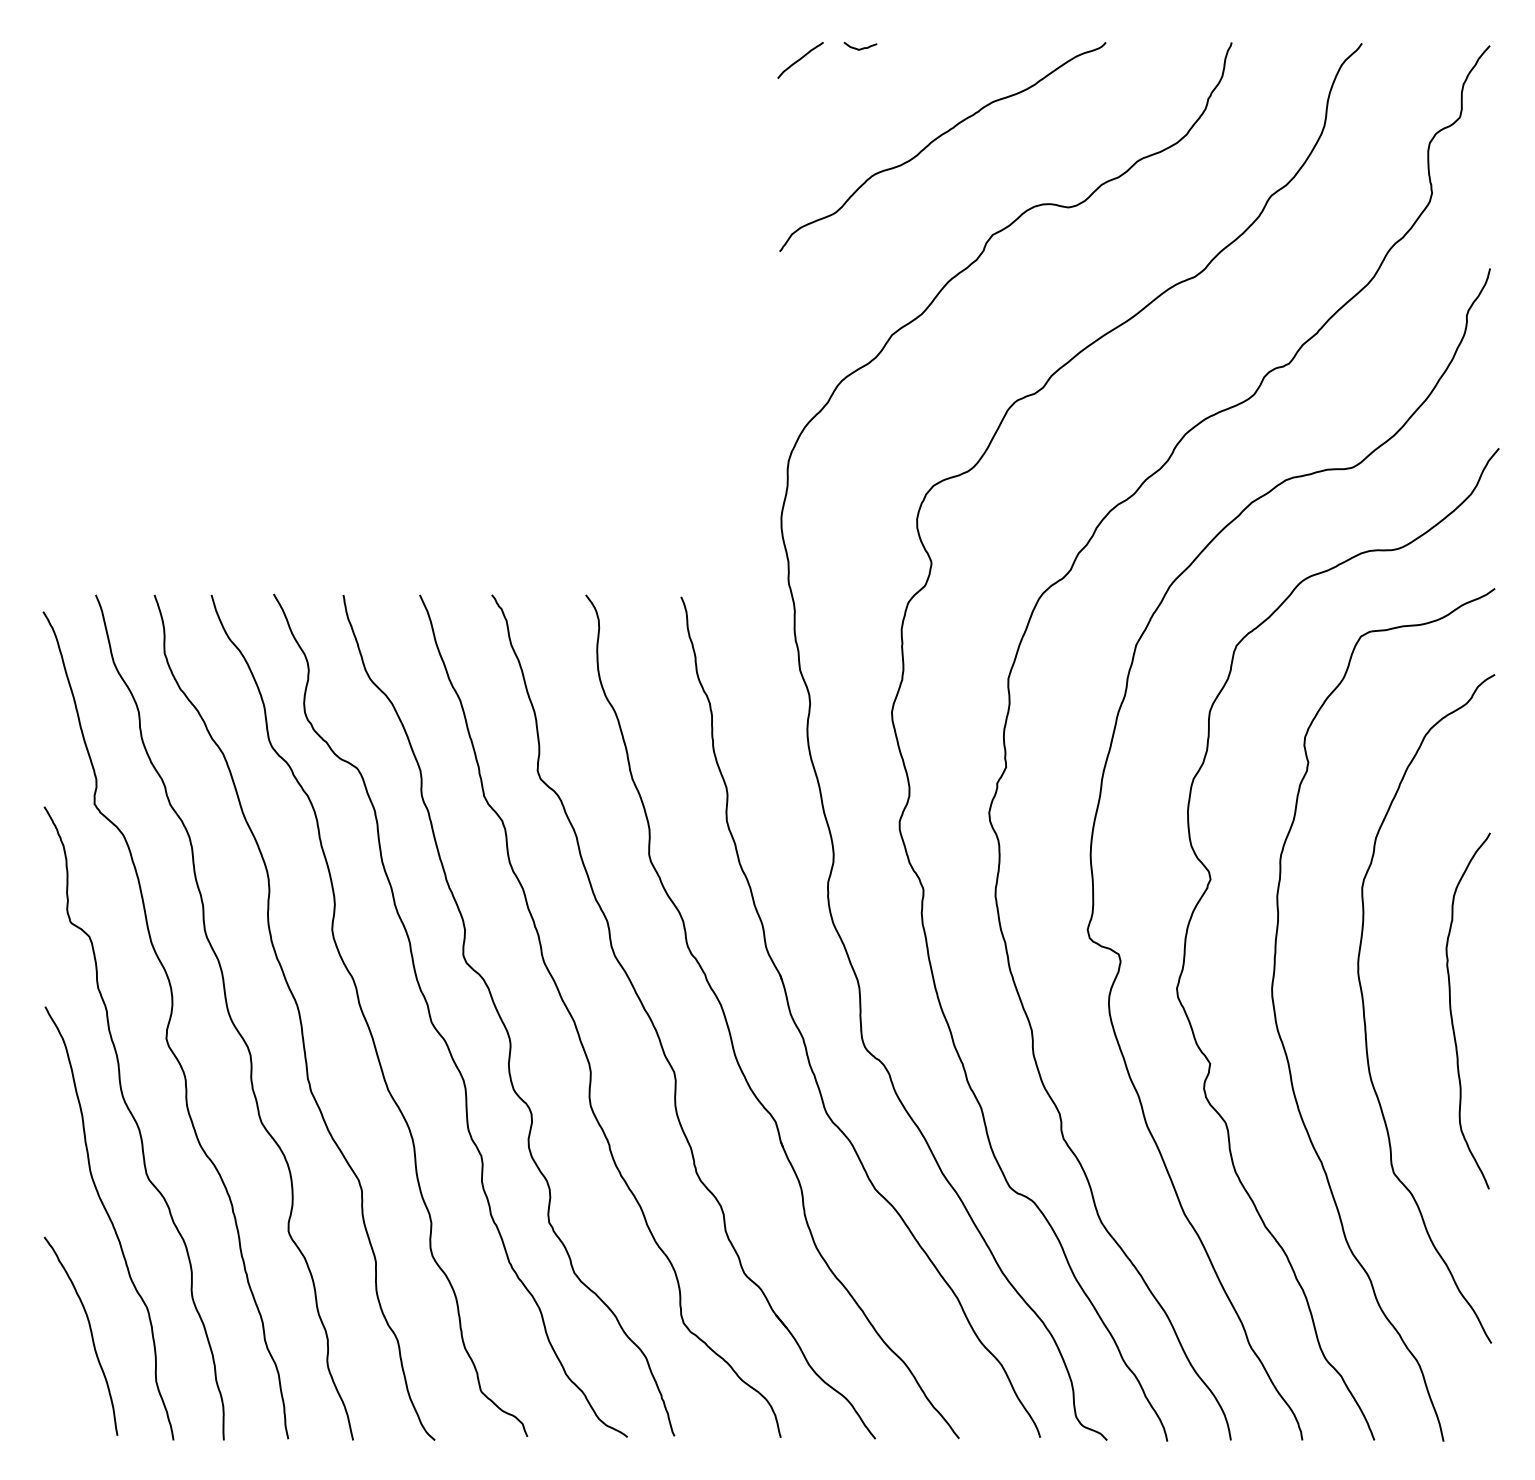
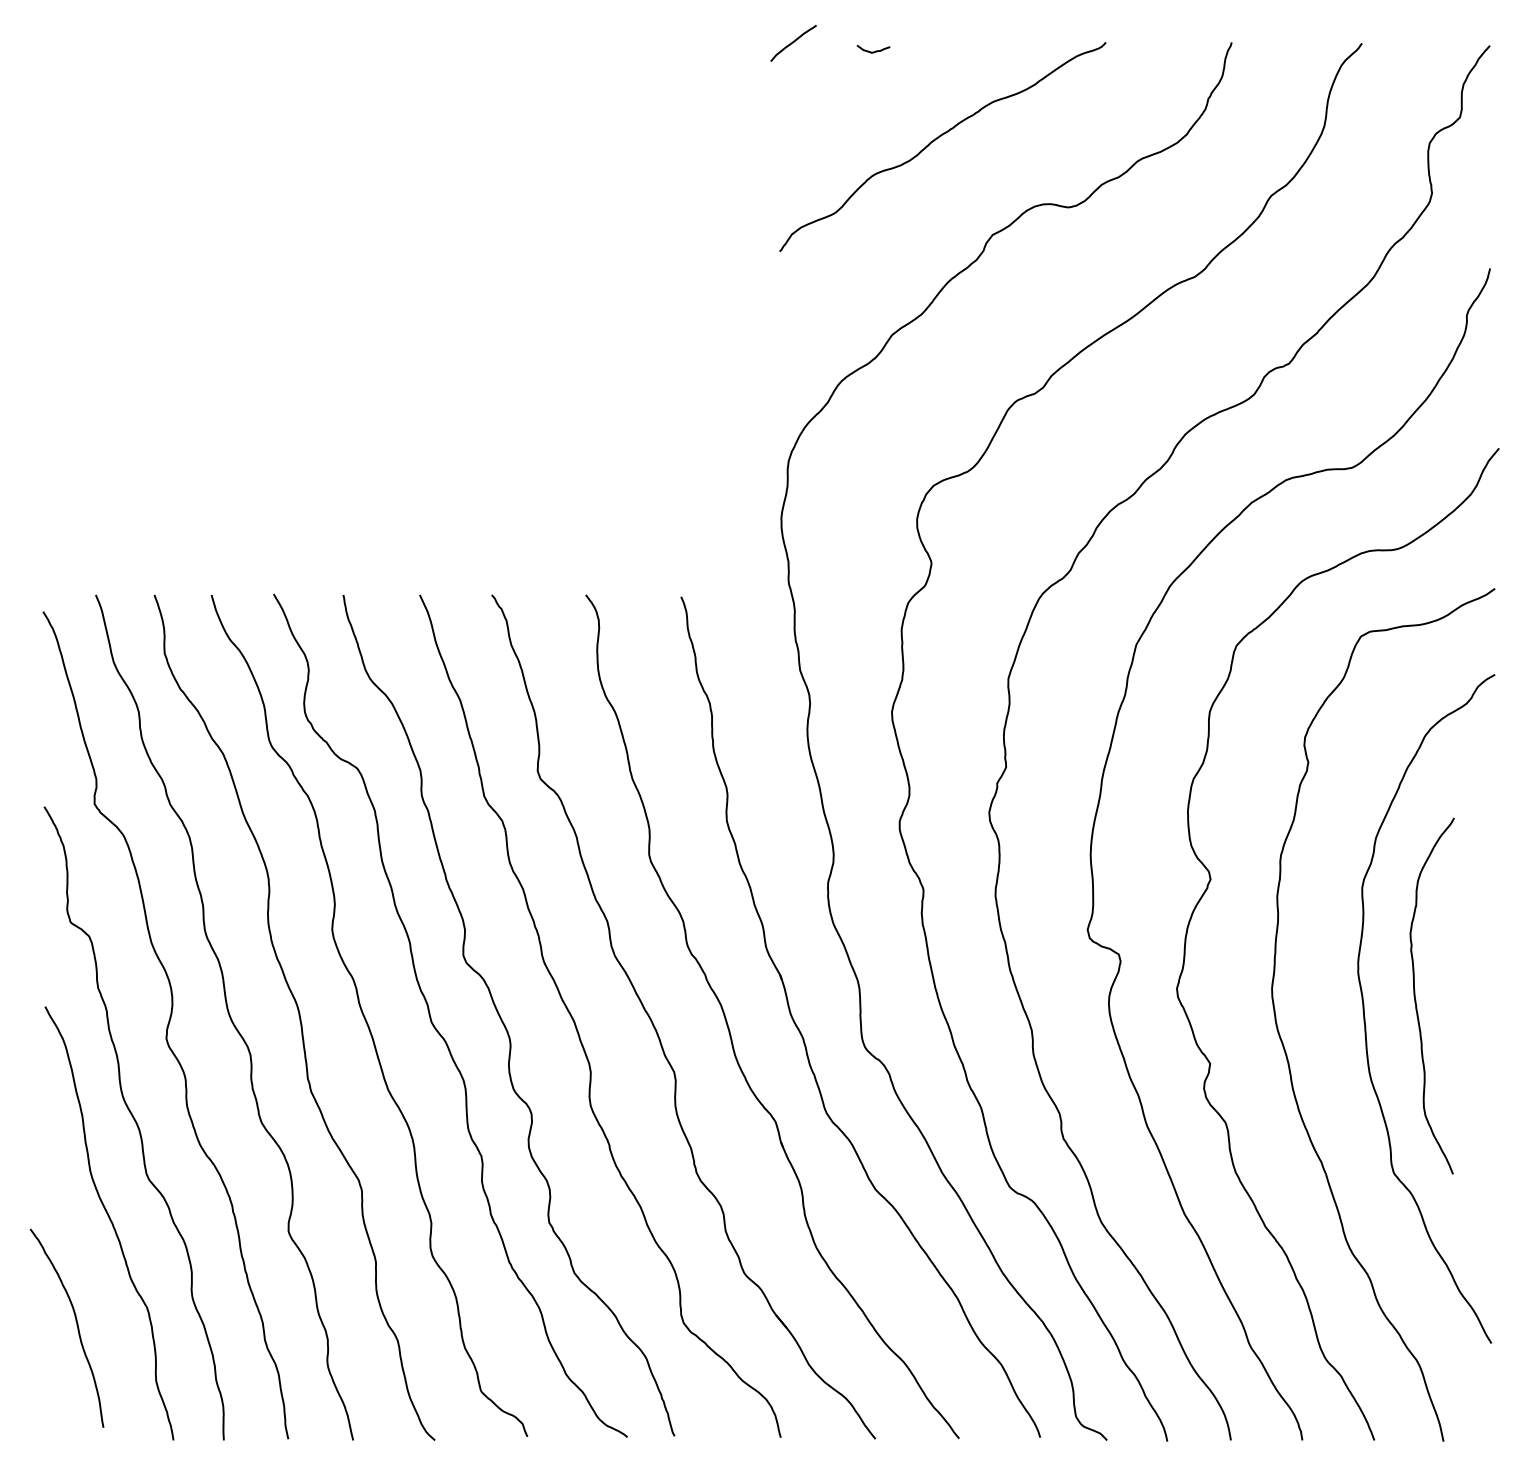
curve position: (862, 47) -> (875, 50) (875, 50)
curve position: (800, 60) -> (793, 43) (793, 43)
curve position: (1452, 1015) -> (1416, 1000) (1416, 1000)
curve position: (90, 1333) -> (76, 1325) (76, 1325)
